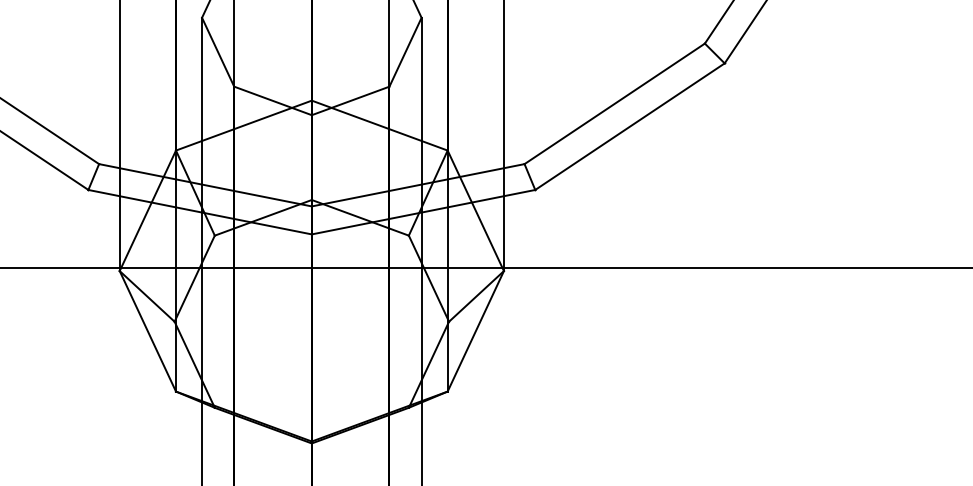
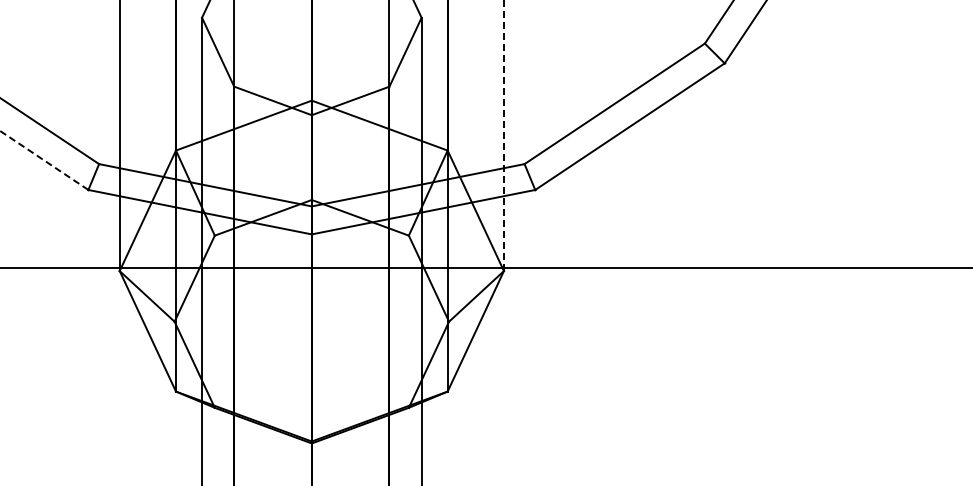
line: solid -> dashed (503, 135)
line: solid -> dashed (44, 160)
